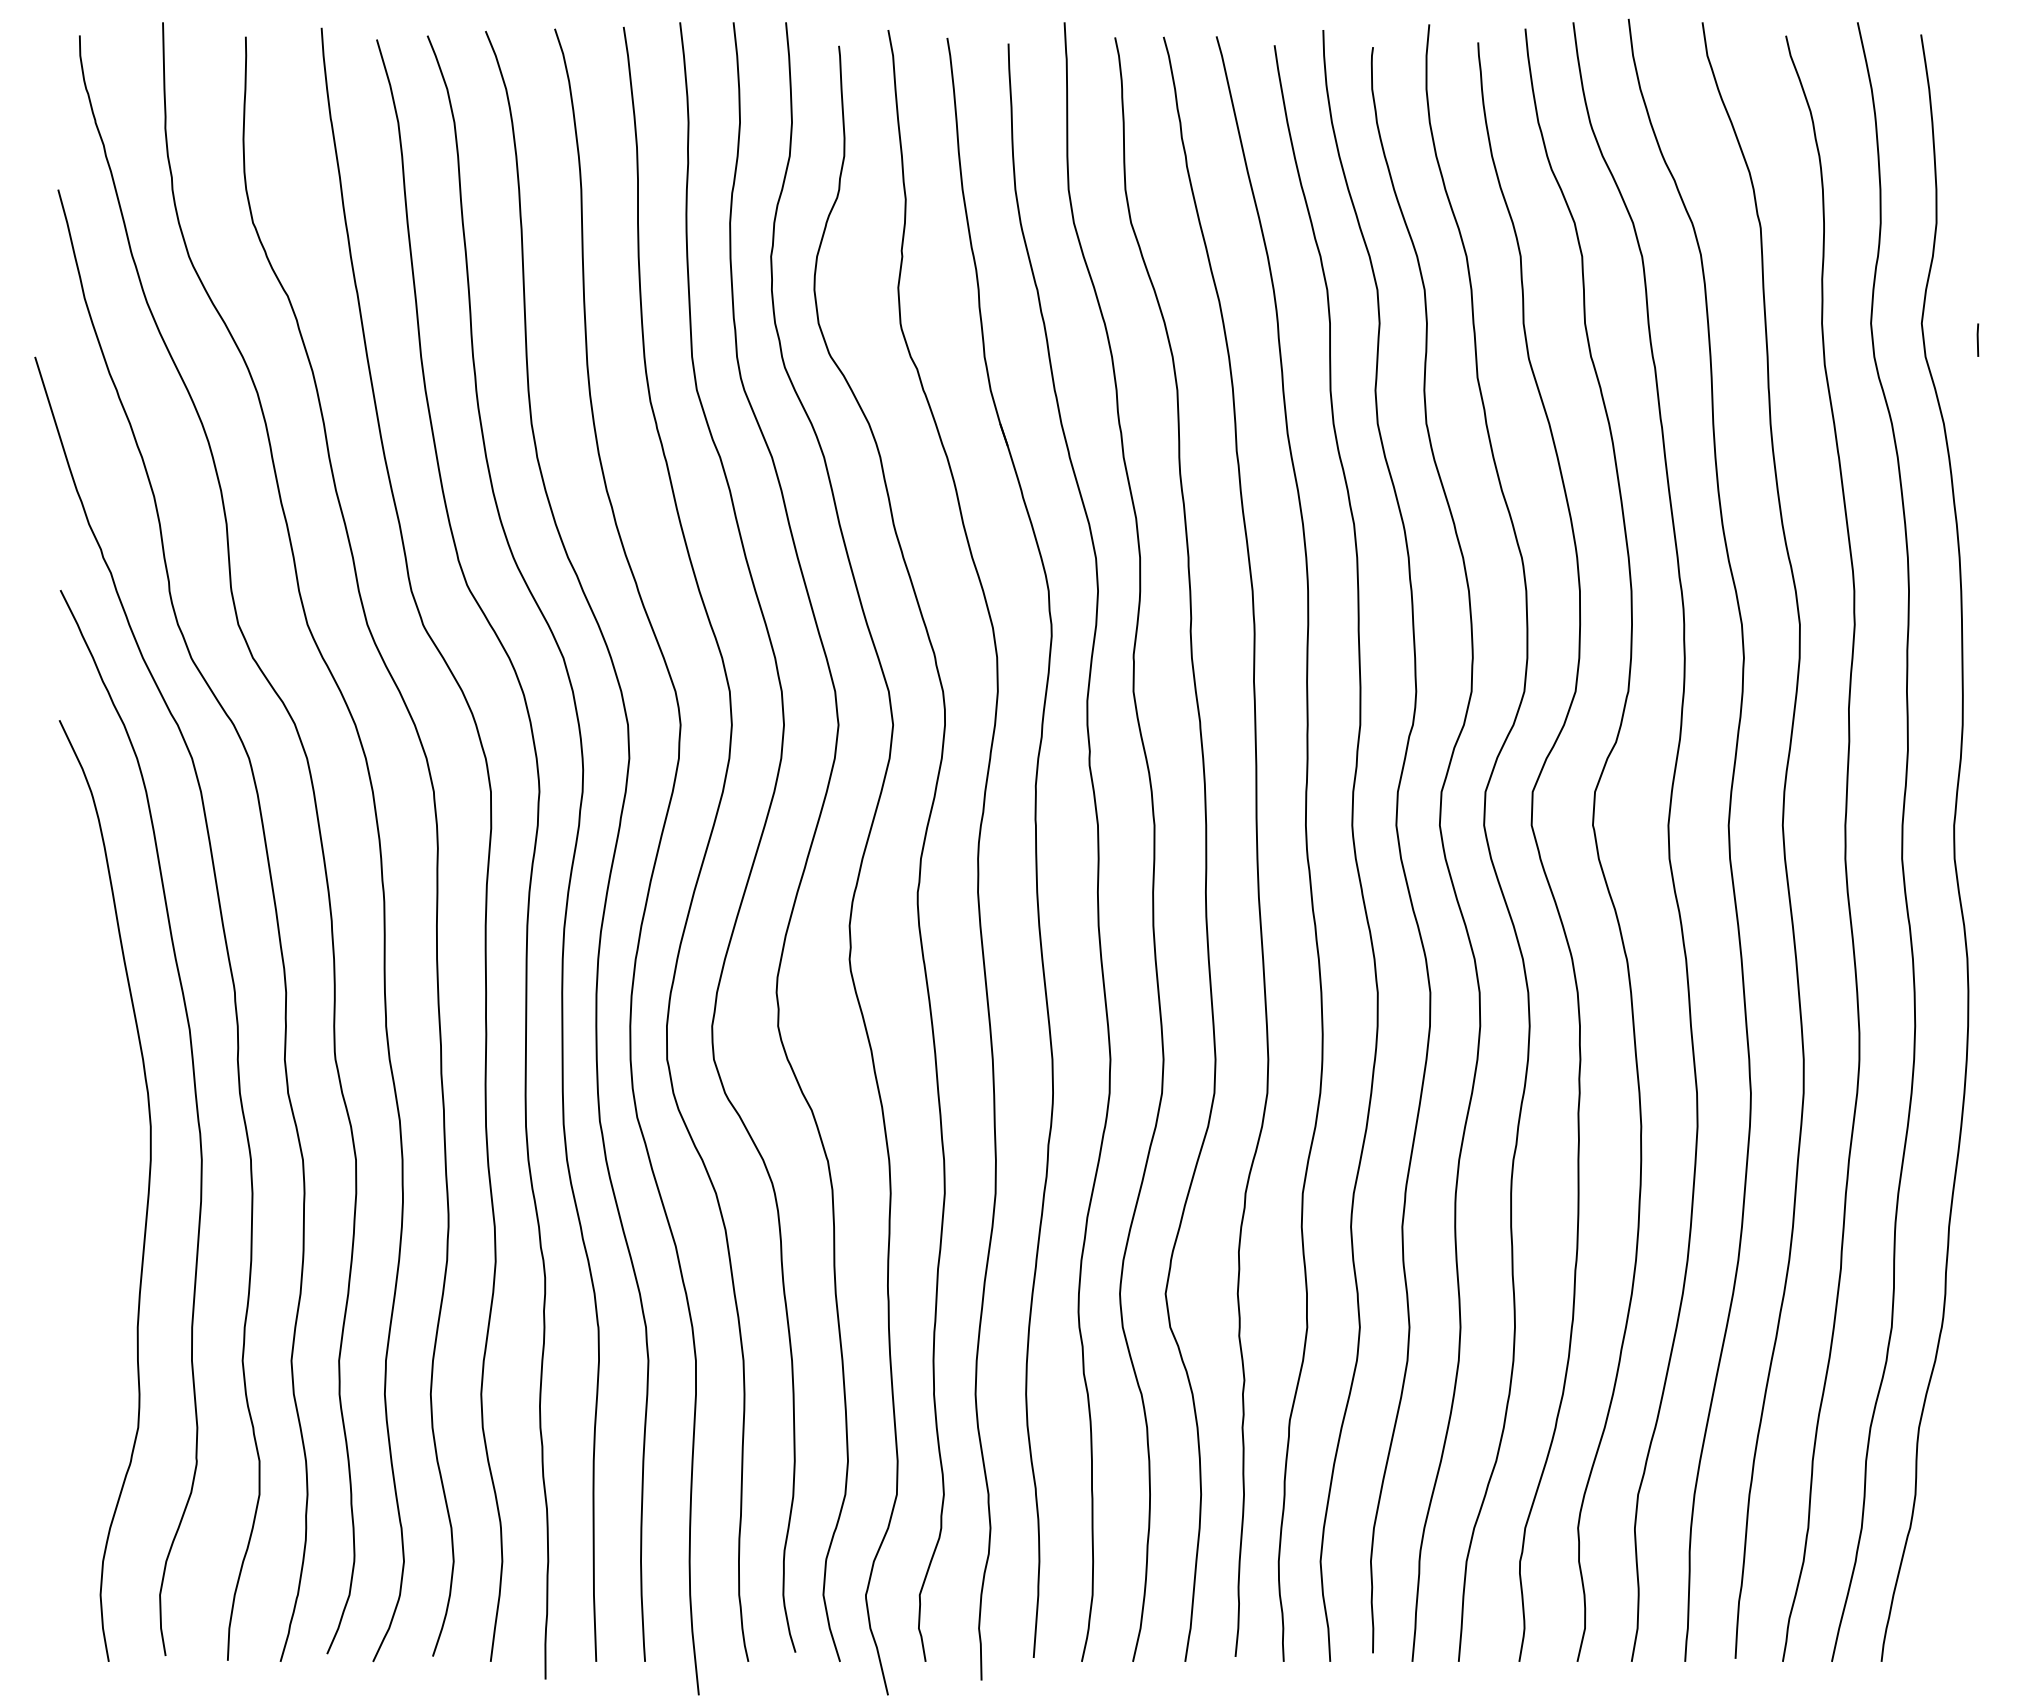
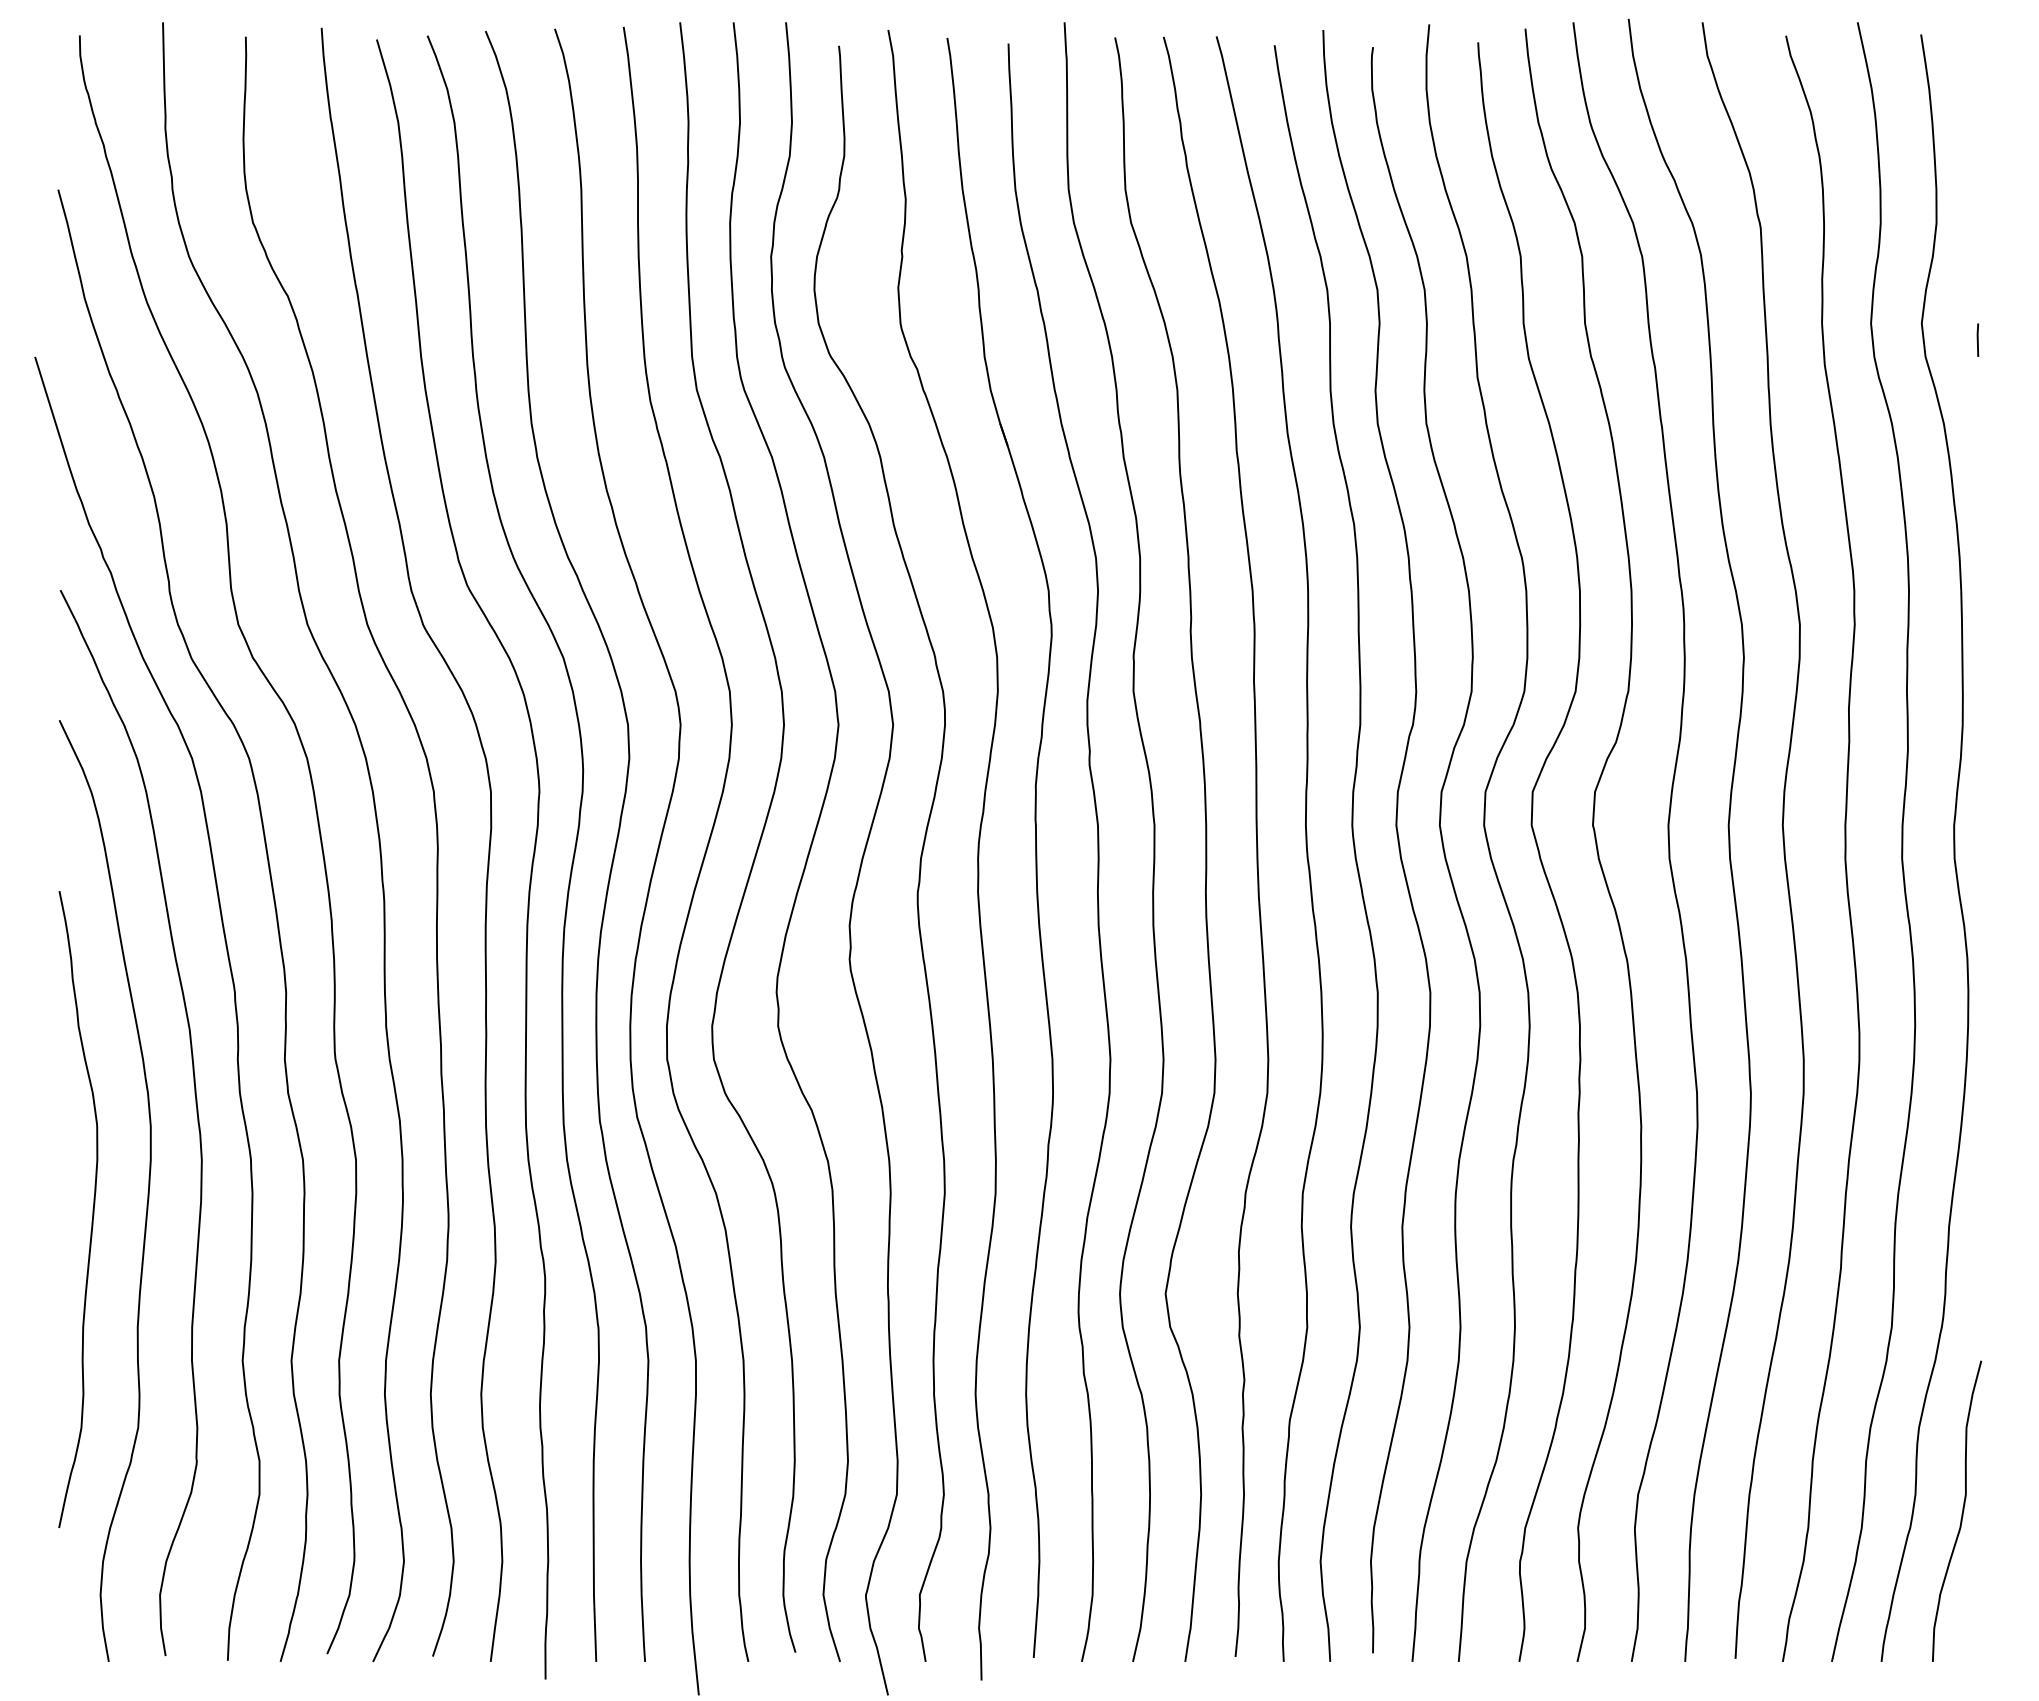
curve: none -> present (92, 1209)
curve: none -> present (1962, 1510)
